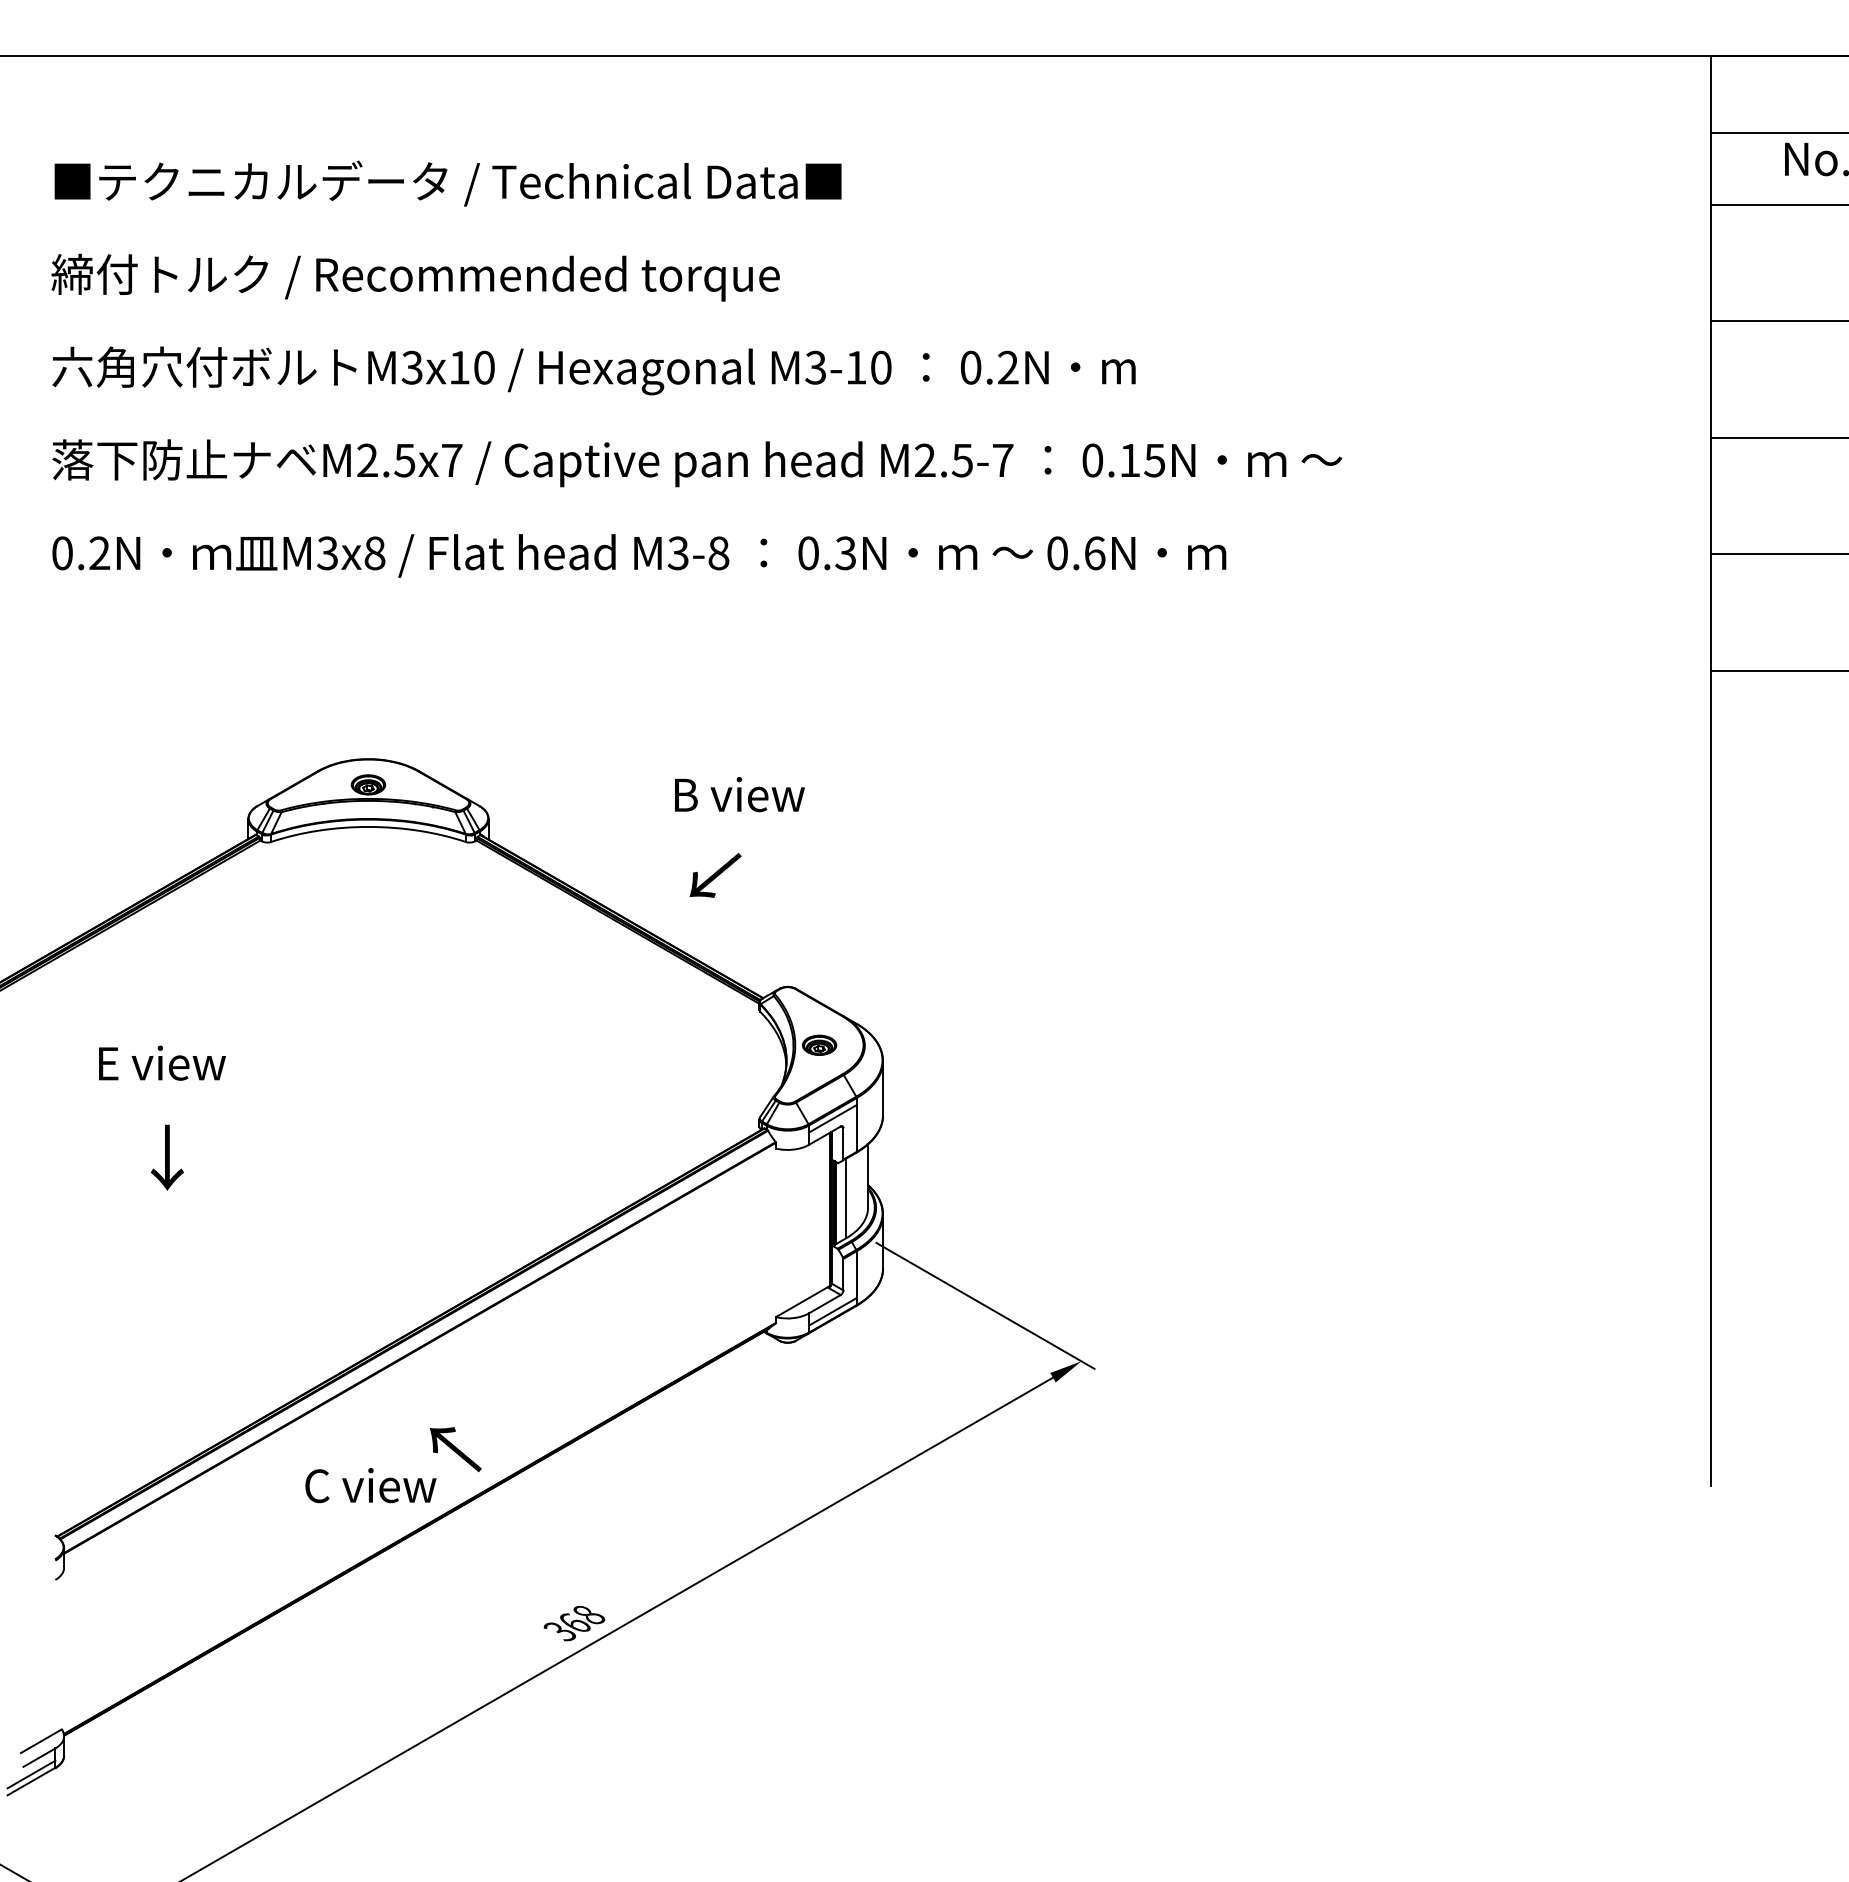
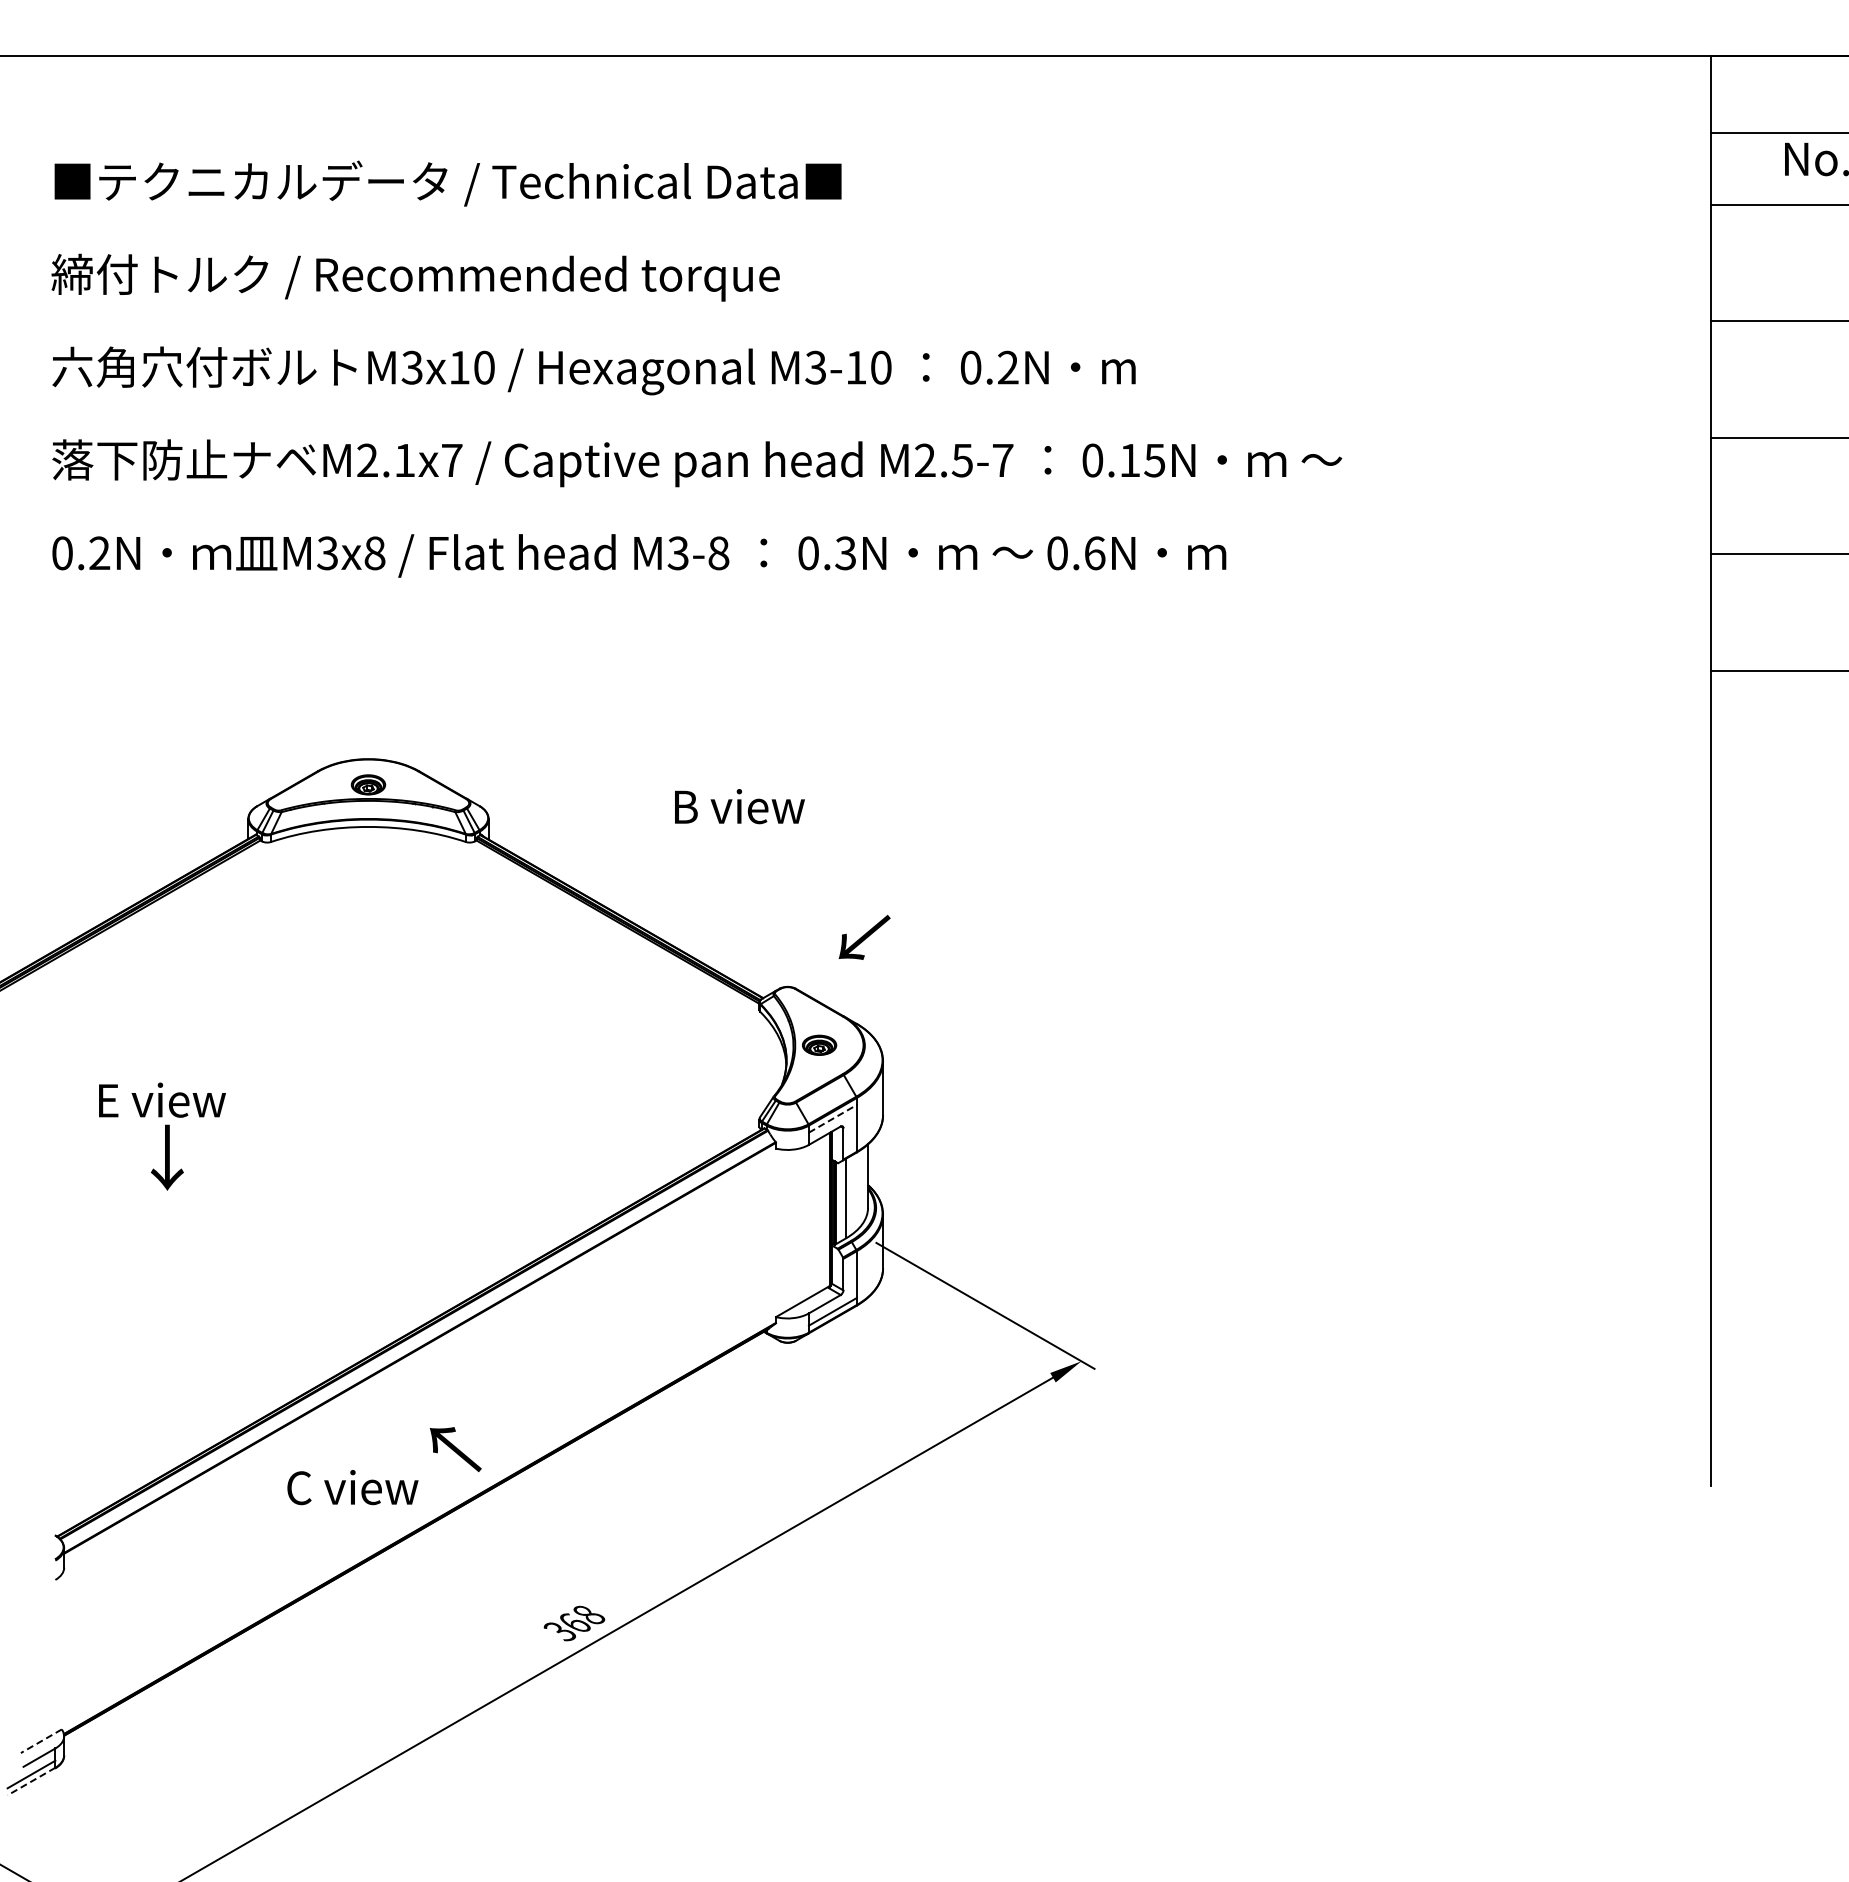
text: M2.5x7 -> M2.1x7 (404, 460)
text position: (739, 794) -> (739, 806) (739, 806)
text position: (715, 875) -> (864, 937) (864, 937)
text position: (162, 1062) -> (162, 1099) (162, 1099)
line: solid -> dashed (832, 1118)
text position: (370, 1485) -> (352, 1487) (352, 1487)
line: solid -> dashed (41, 1741)
line: solid -> dashed (31, 1781)
